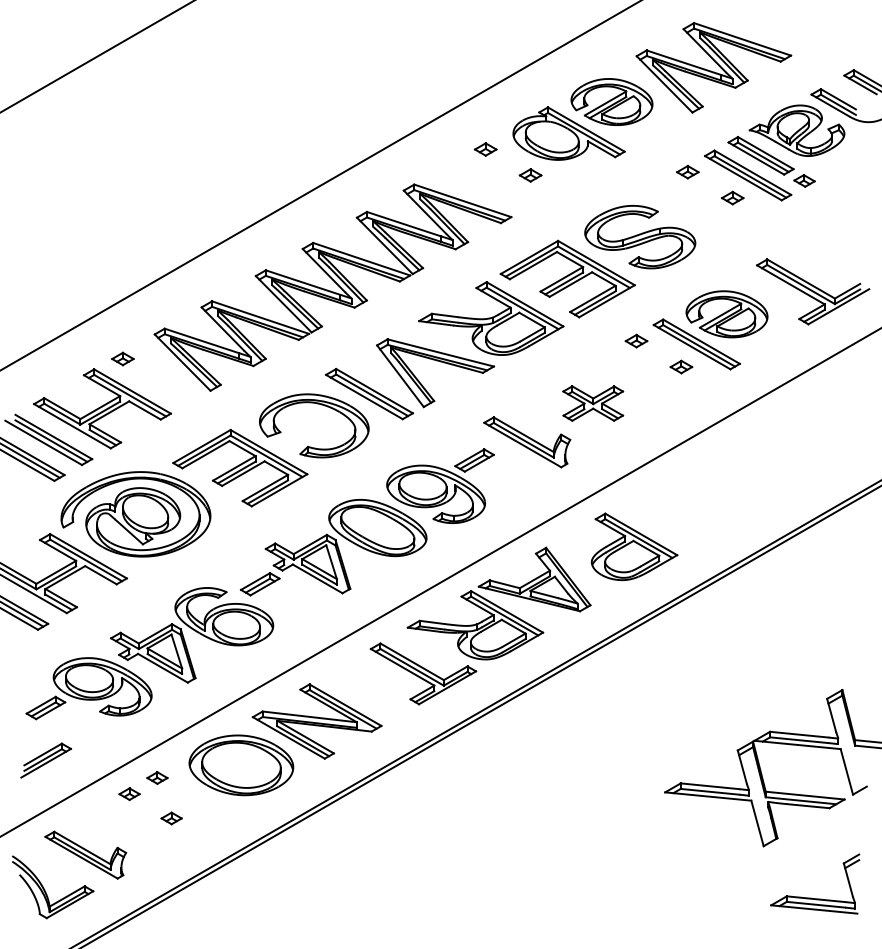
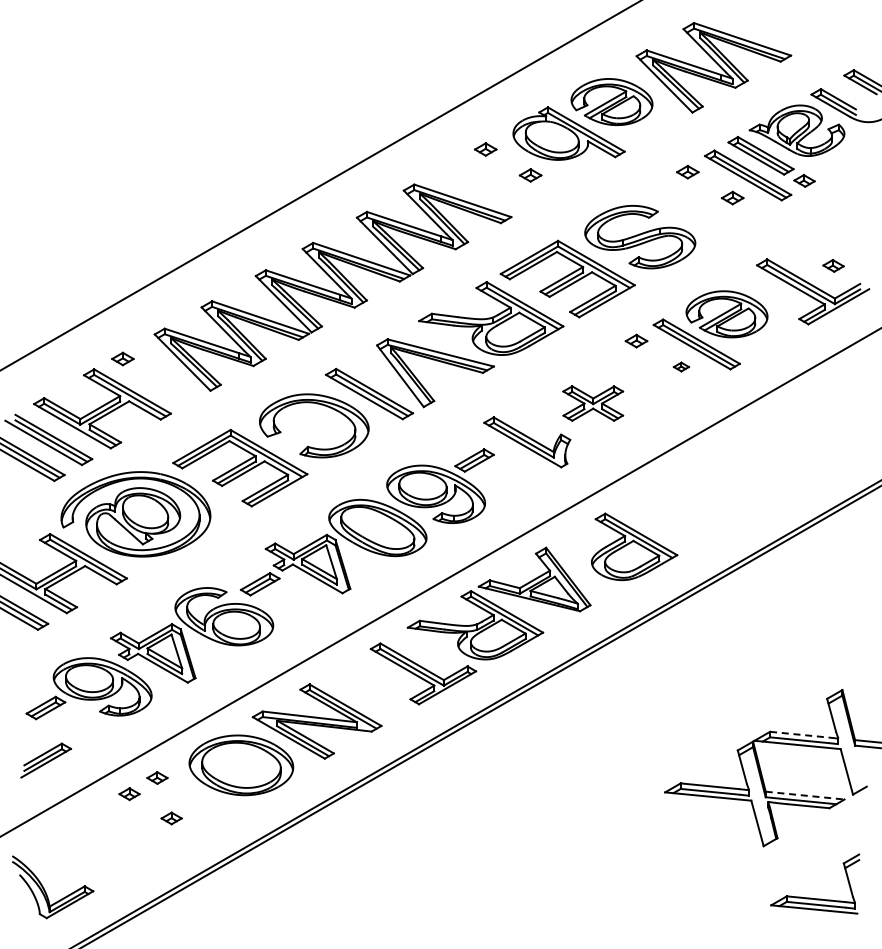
line: present -> none (96, 56)
part: none -> present (833, 265)
part size: 25x16 px -> 18x12 px (680, 366)
line: solid -> dashed (799, 734)
line: solid -> dashed (805, 795)
part: present -> none (85, 854)
